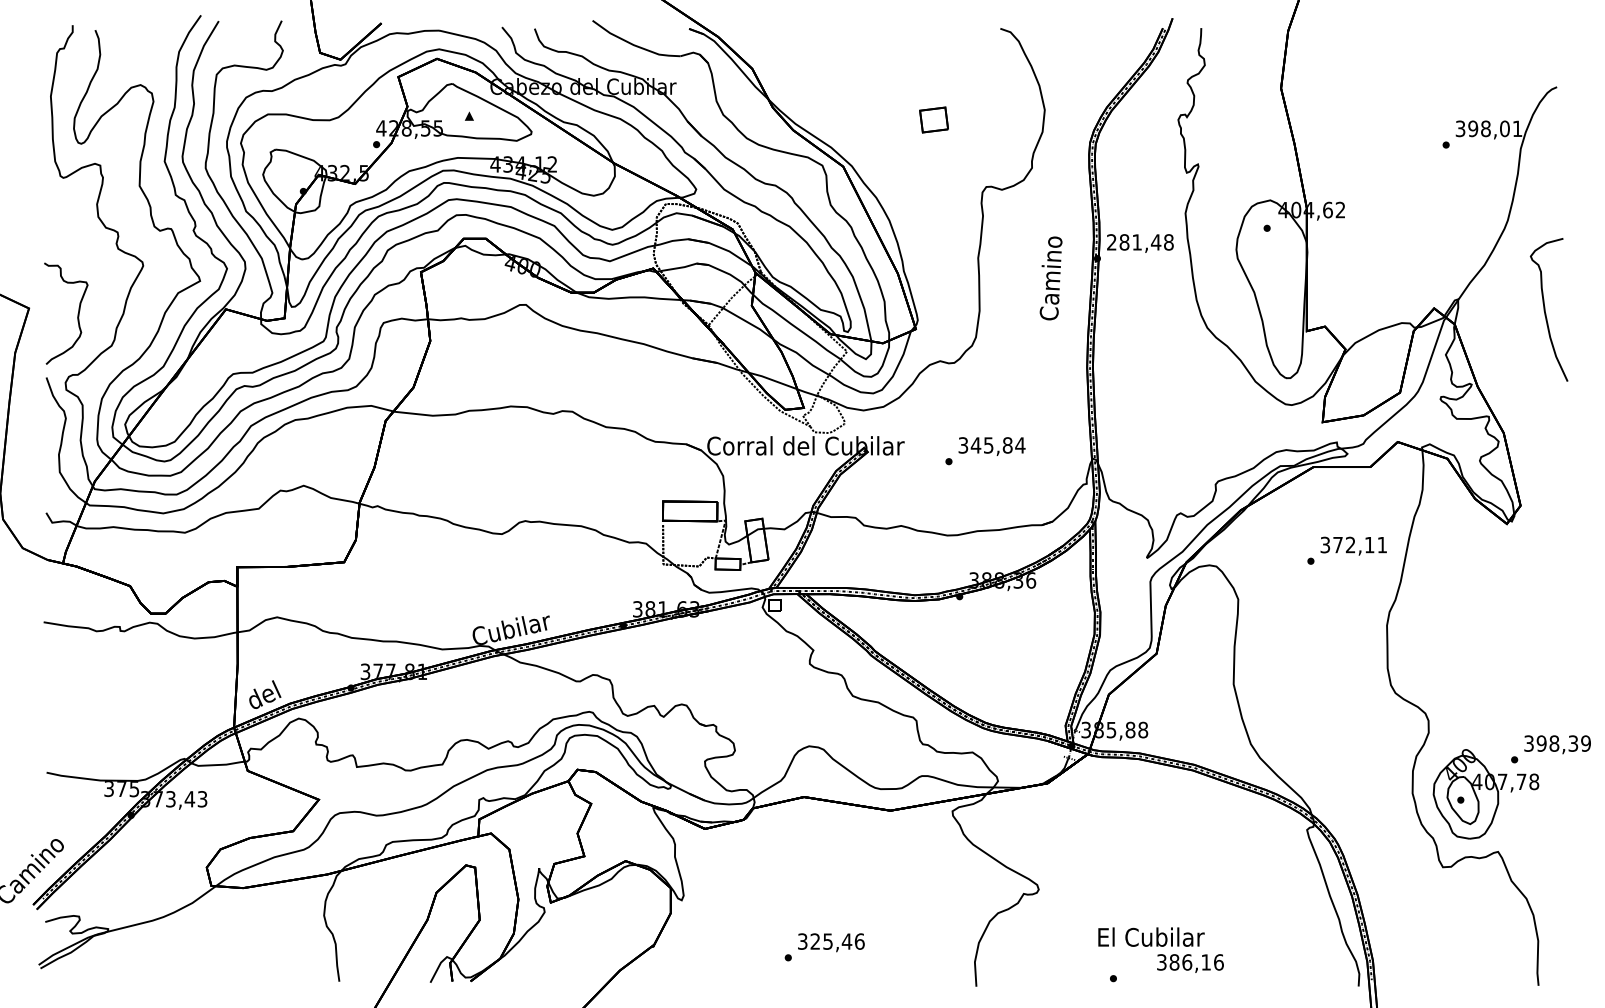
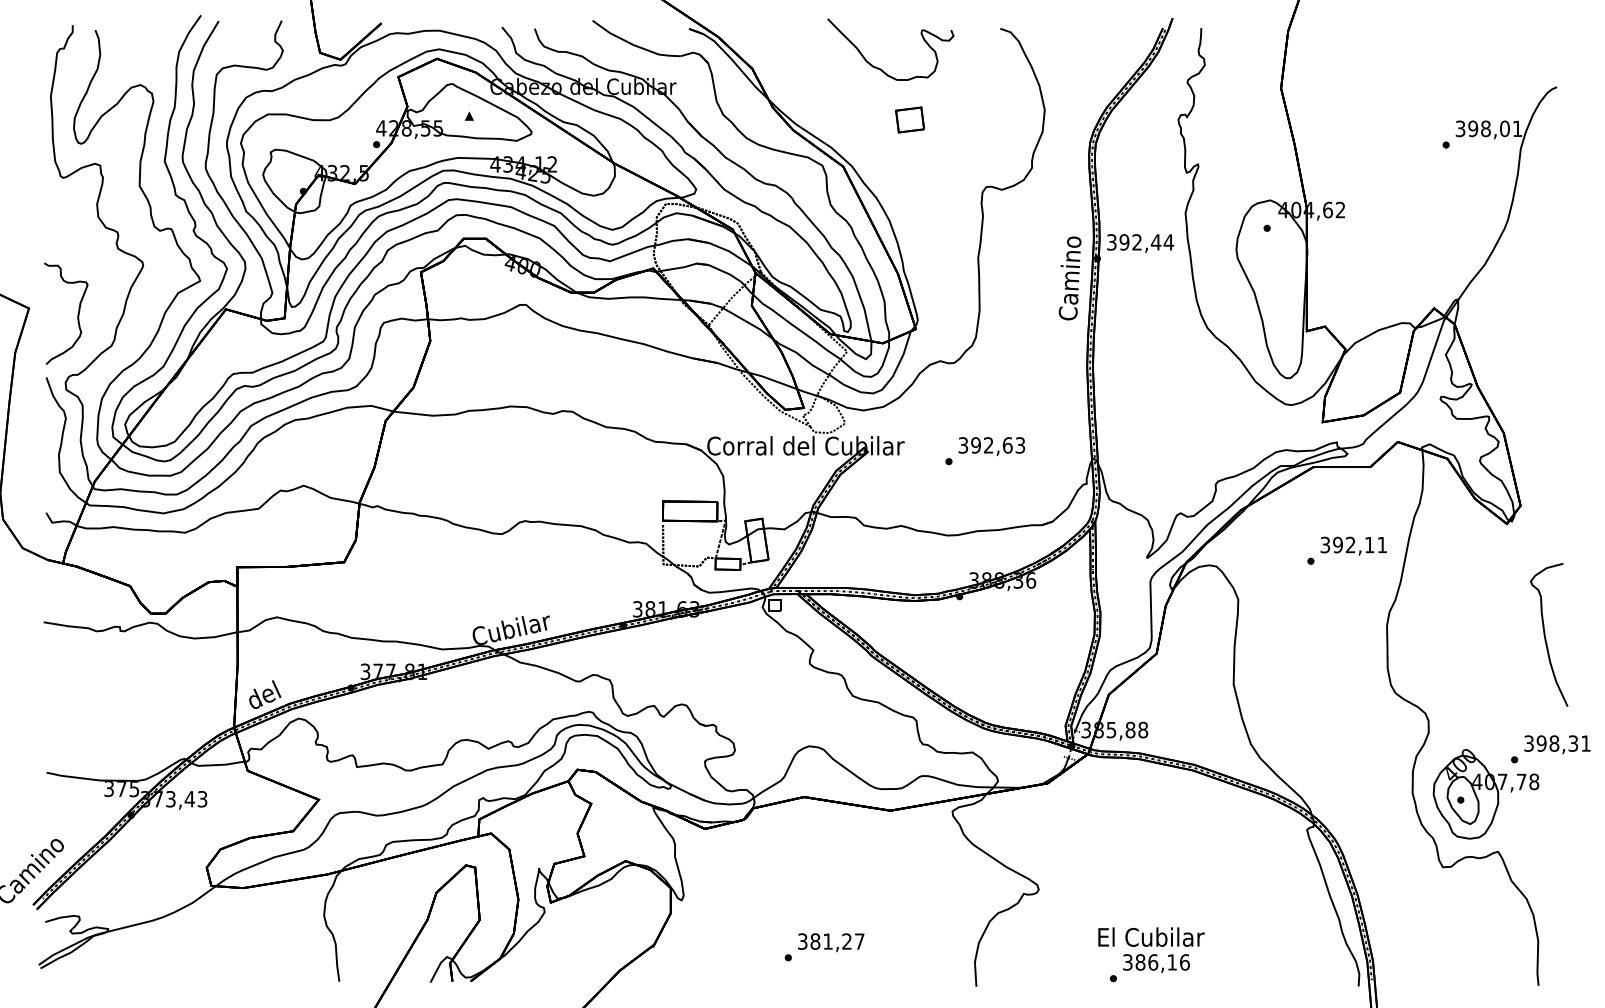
curve: none -> present (880, 68)
part position: (933, 119) -> (909, 119) (909, 119)
text: 281,48 -> 392,44 (1140, 242)
text position: (1050, 278) -> (1069, 278) (1069, 278)
curve position: (1545, 309) -> (1545, 634) (1545, 634)
text: 345,84 -> 392,63 (997, 445)
text: 372,11 -> 392,11 (1337, 544)
text: 398,39 -> 398,31 (1585, 743)
text: 325,46 -> 381,27 (837, 941)
text position: (1190, 963) -> (1156, 963) (1156, 963)
